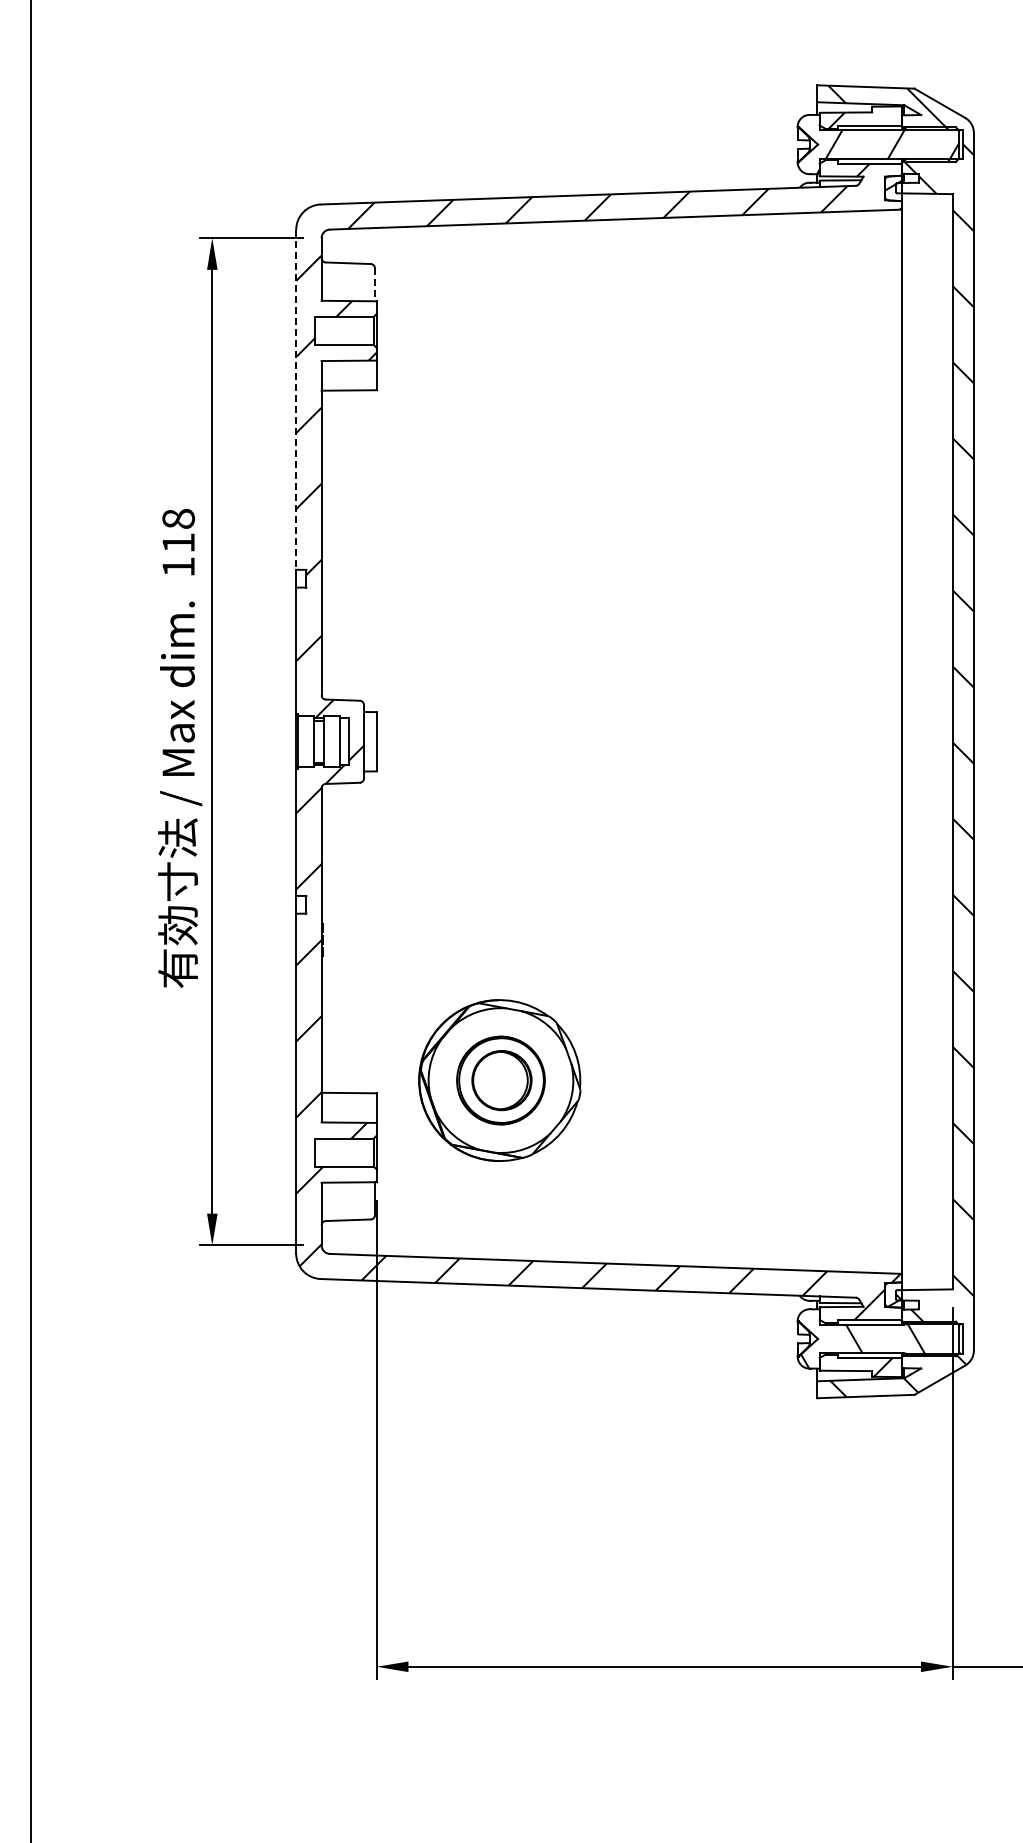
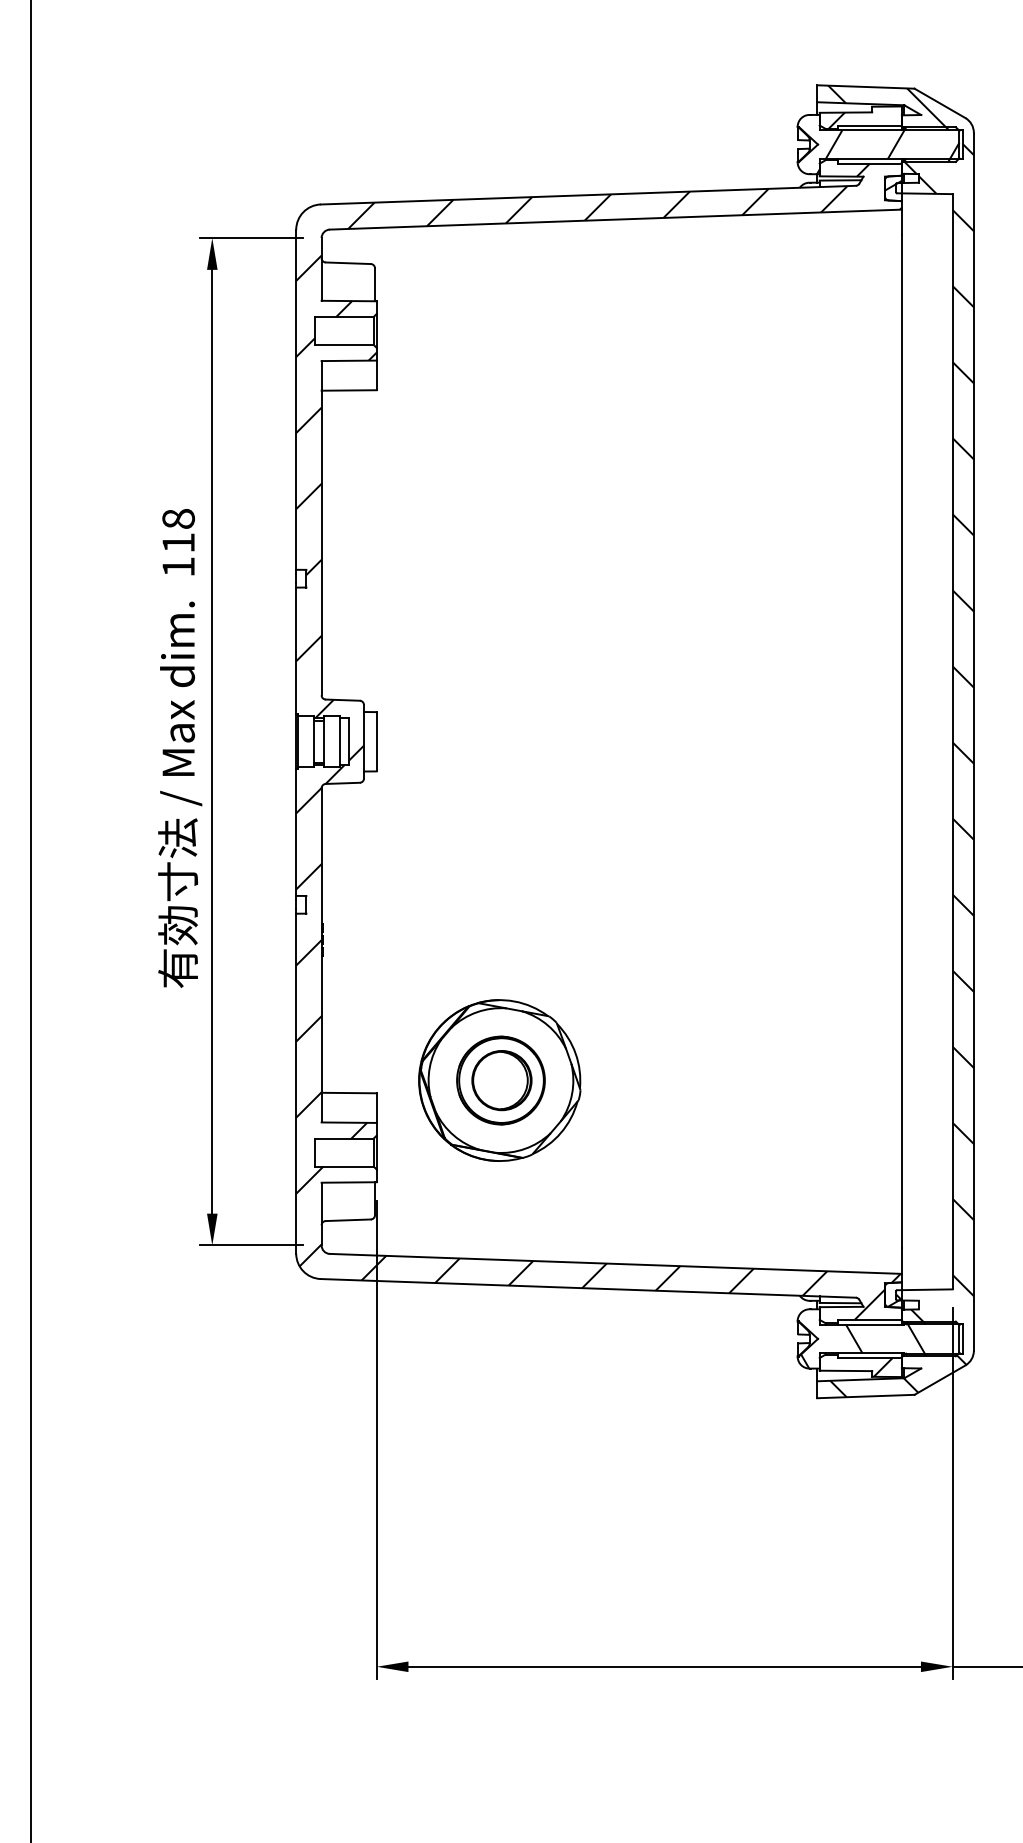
line: dashed -> solid (374, 285)
line: dashed -> solid (296, 399)
